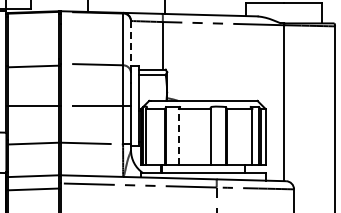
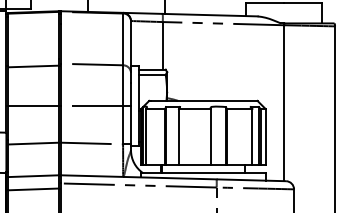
line: dashed -> solid (131, 44)
line: dashed -> solid (178, 136)
